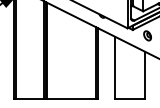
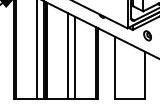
line: none -> present (36, 50)
line: none -> present (68, 55)
line: none -> present (75, 57)
